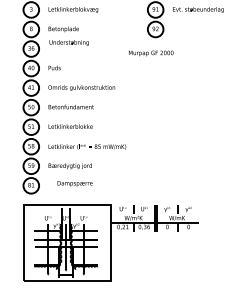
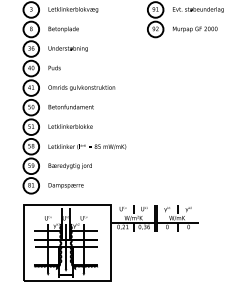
text position: (68, 42) -> (67, 48) (67, 48)
text position: (151, 53) -> (195, 29) (195, 29)
text position: (74, 183) -> (65, 185) (65, 185)
